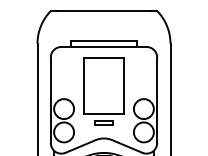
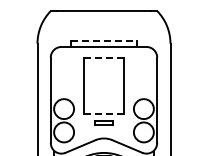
line: solid -> dashed (104, 41)
line: solid -> dashed (104, 57)
line: solid -> dashed (104, 113)
